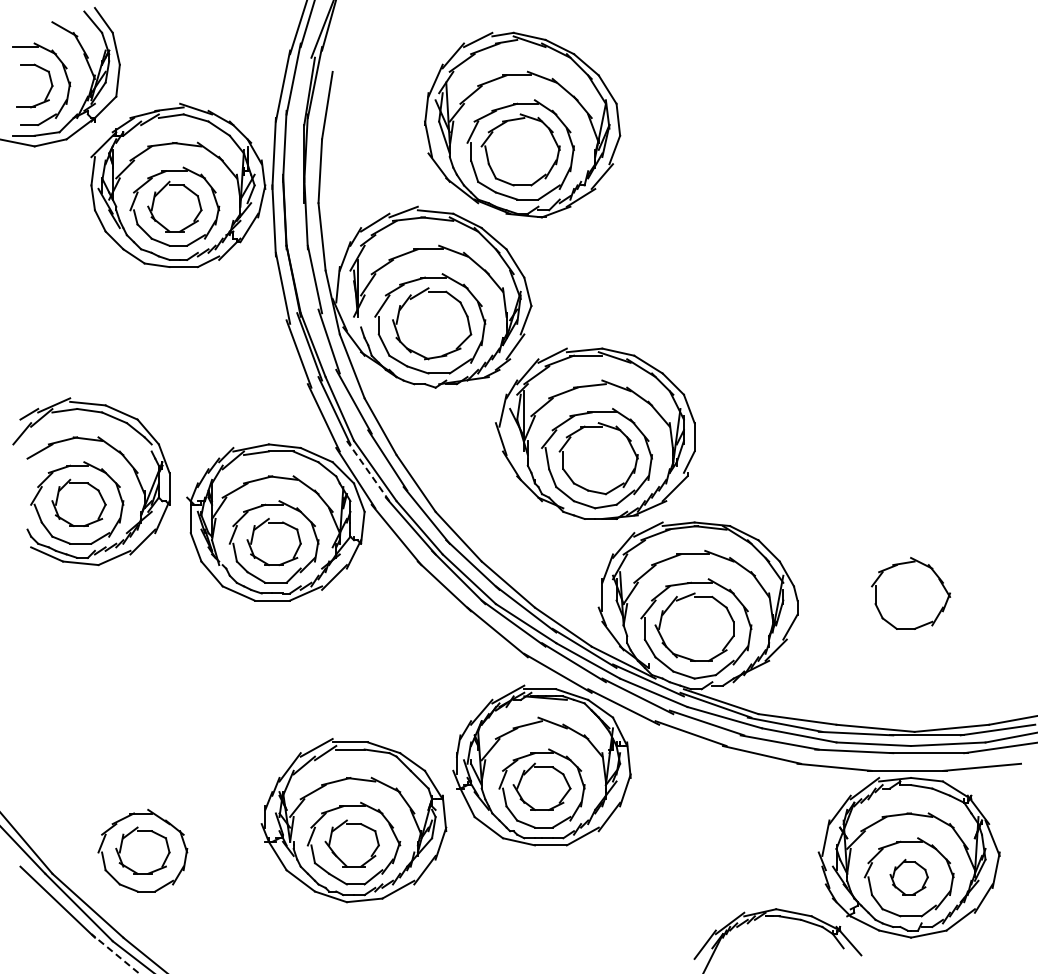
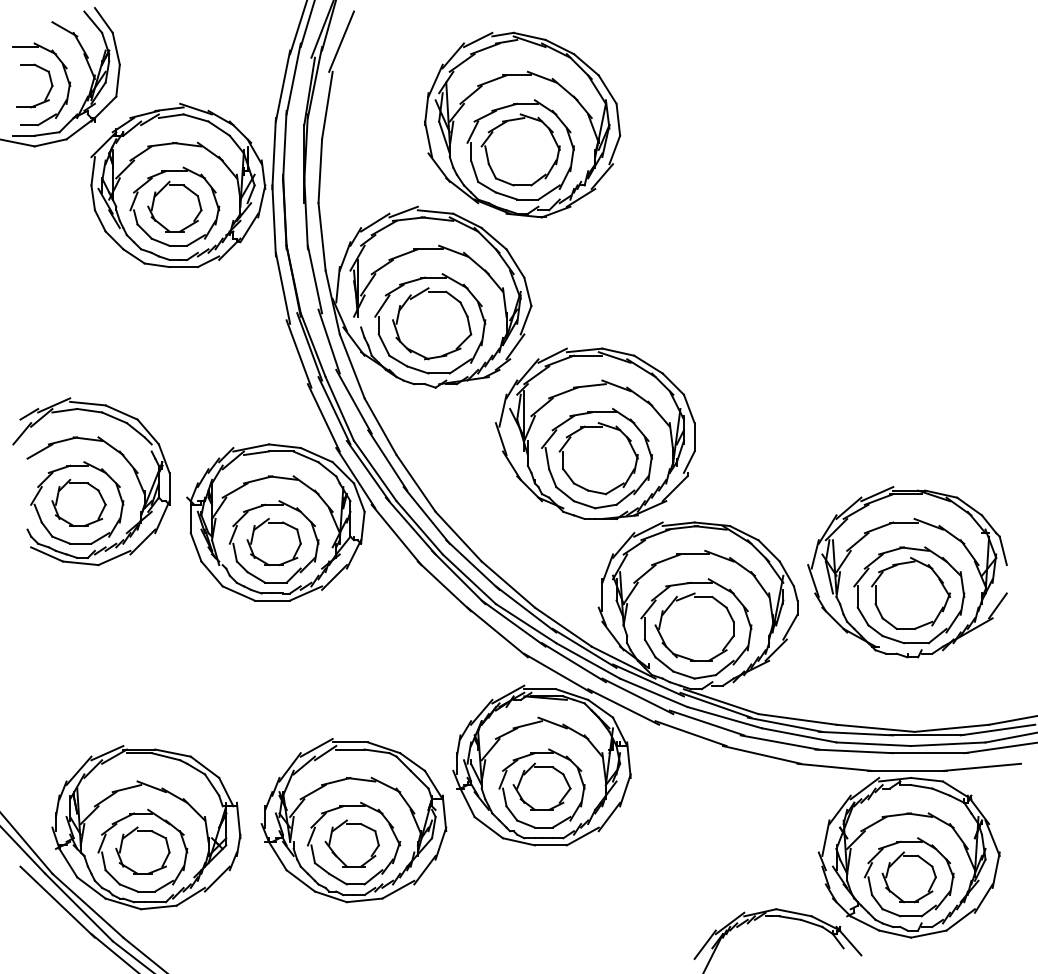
line: none -> present (341, 41)
line: dashed -> solid (368, 471)
part: none -> present (907, 572)
part: none -> present (146, 827)
part size: 40x38 px -> 56x53 px (908, 877)
line: dashed -> solid (115, 953)
